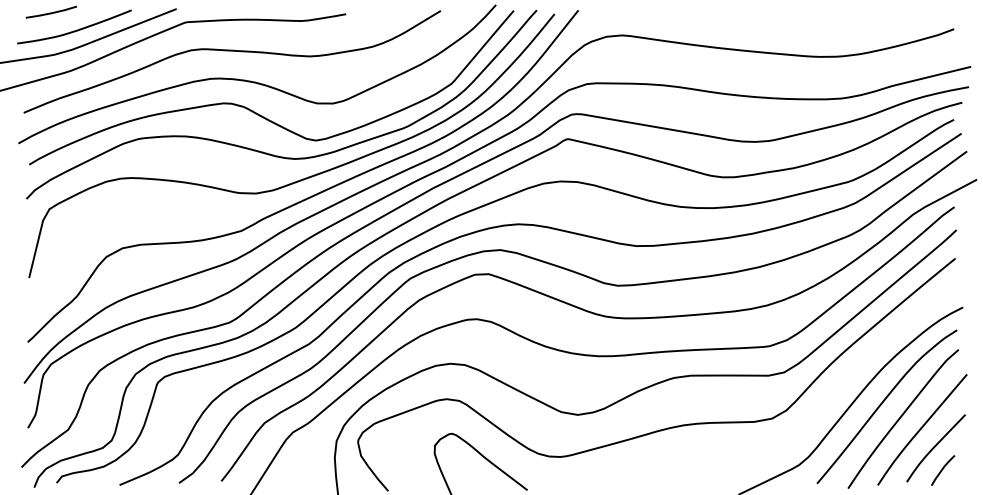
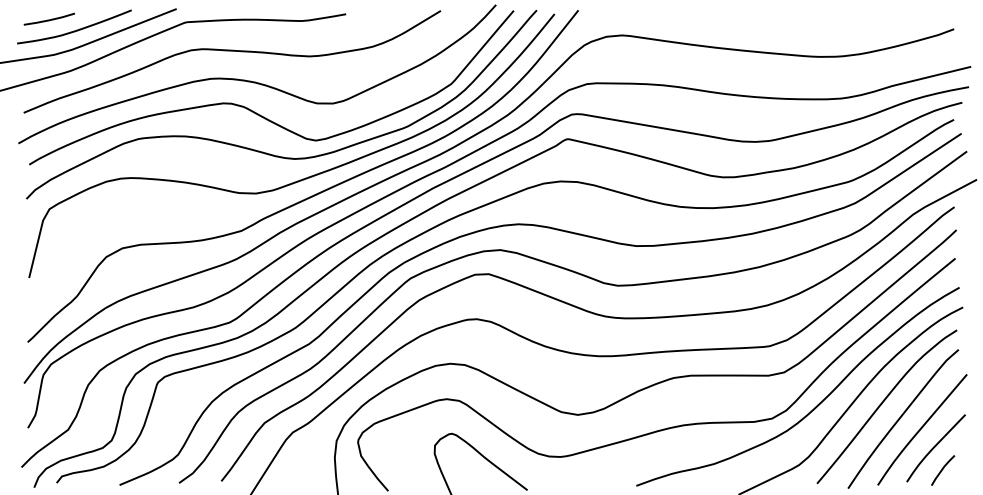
line position: (50, 12) -> (48, 19) (48, 19)
curve: none -> present (816, 405)
